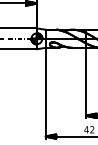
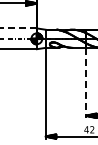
line: solid -> dashed (18, 28)
line: solid -> dashed (86, 82)
